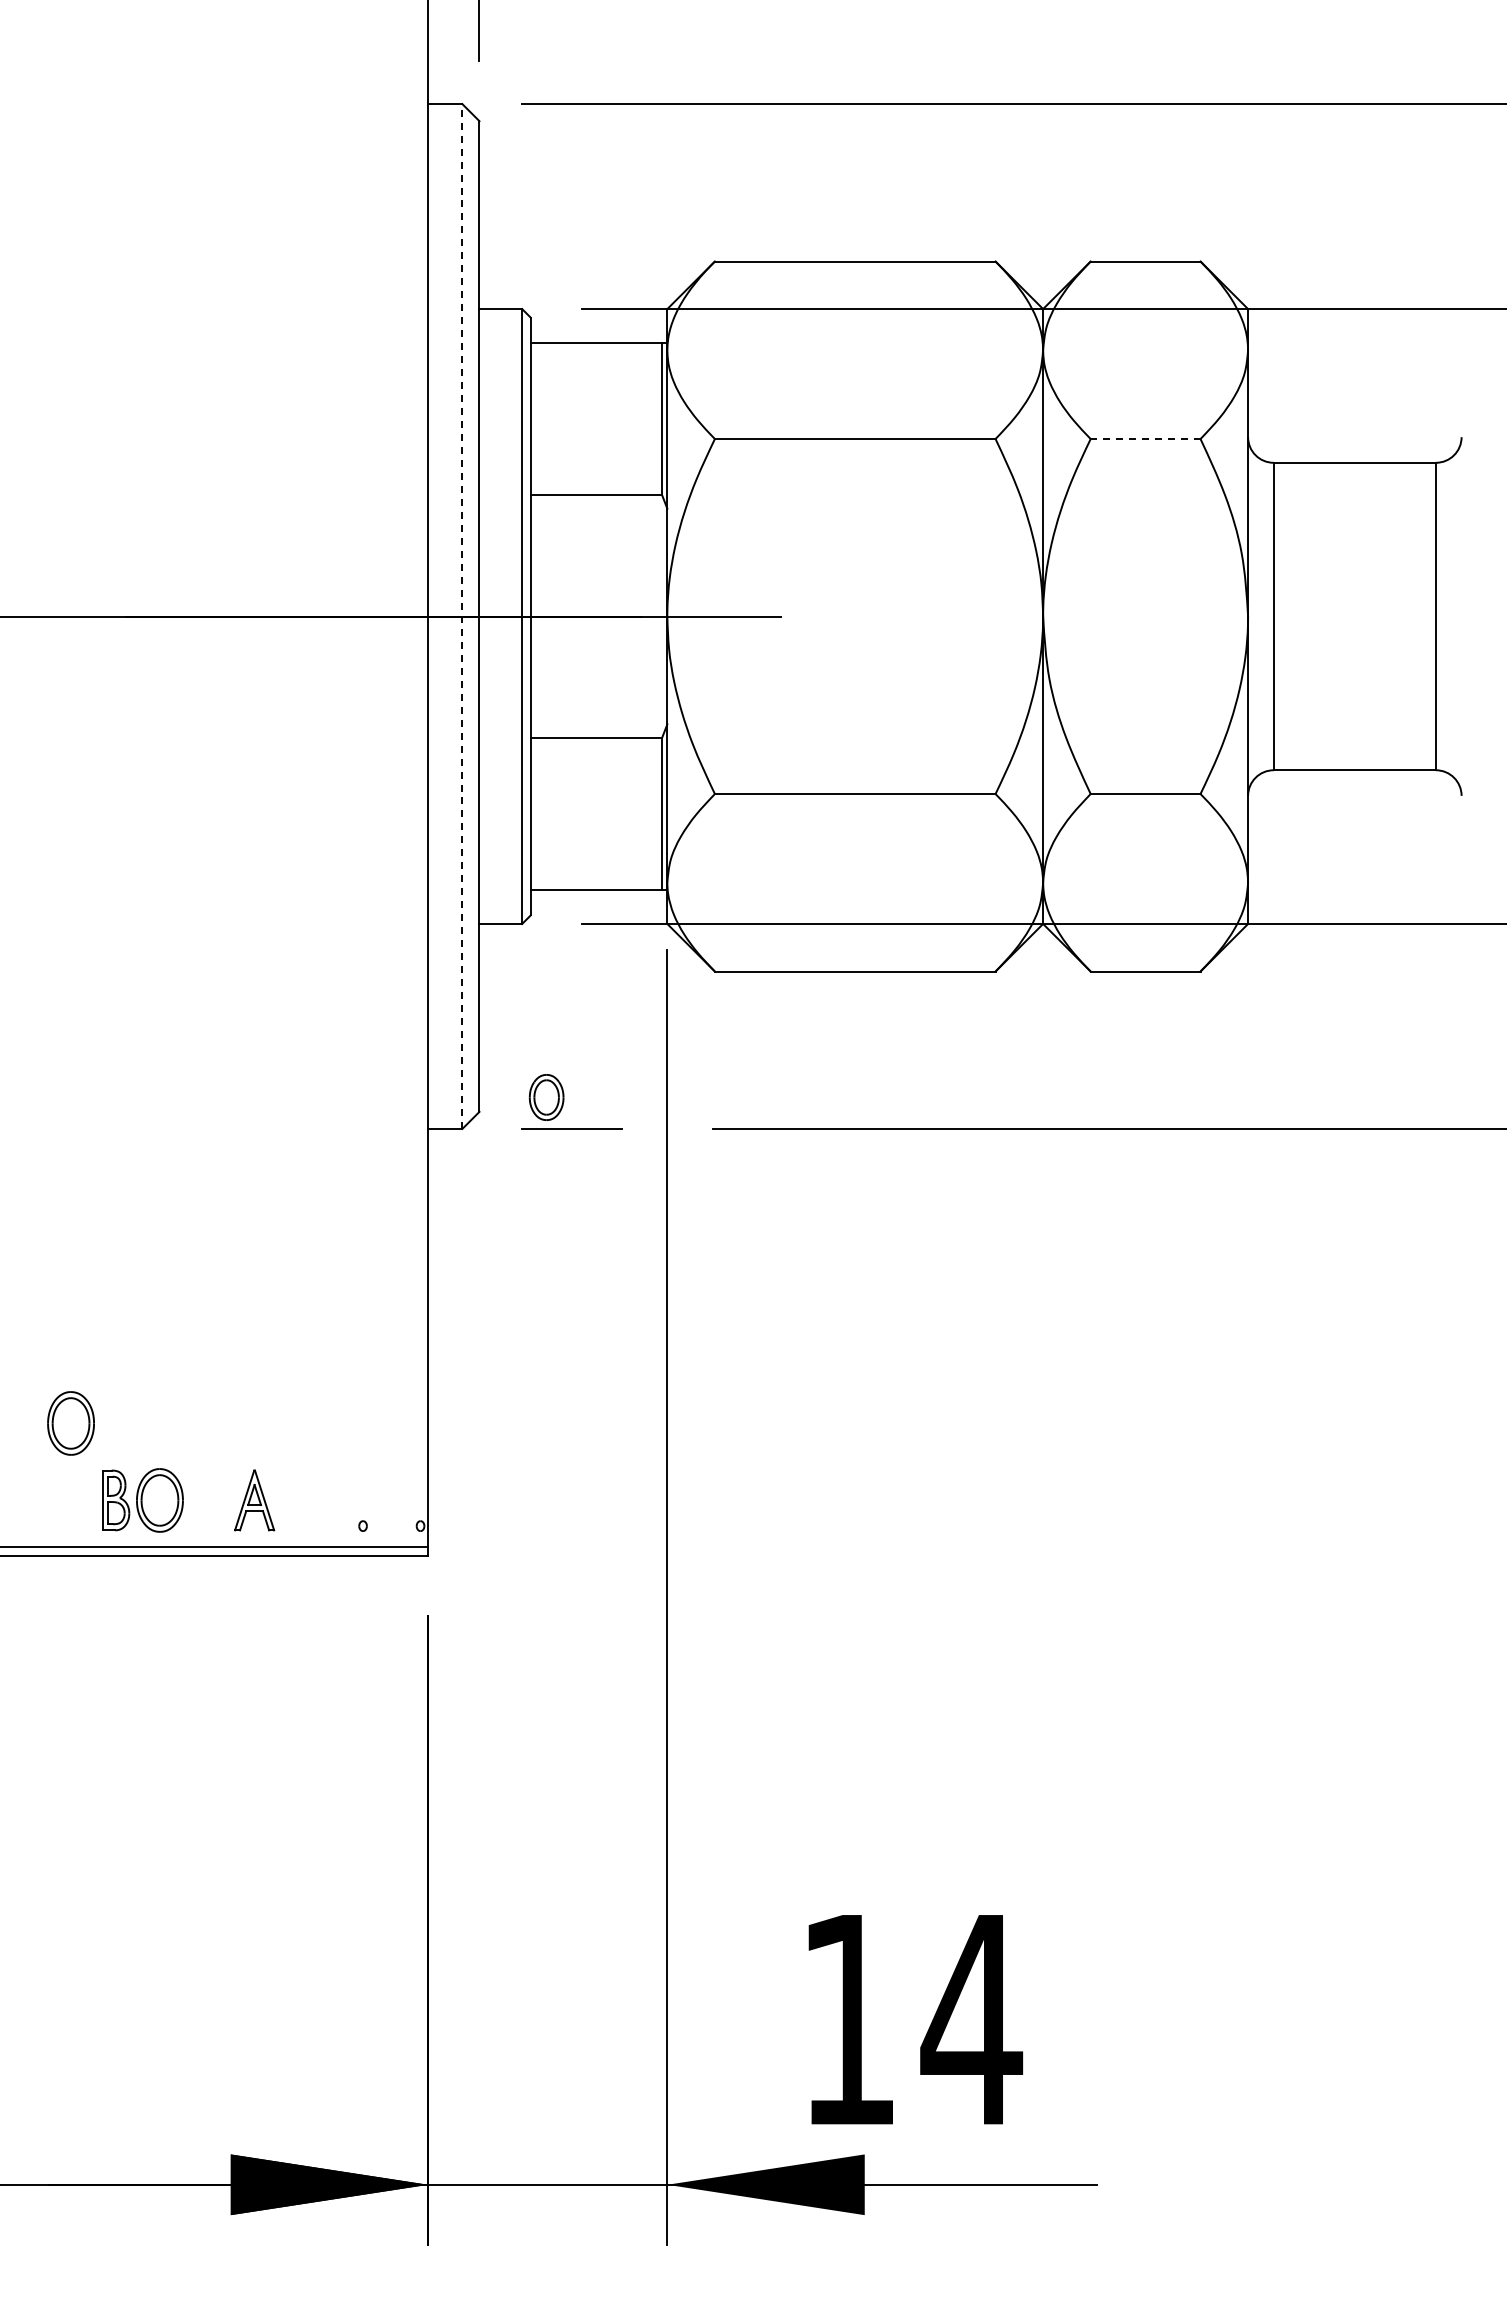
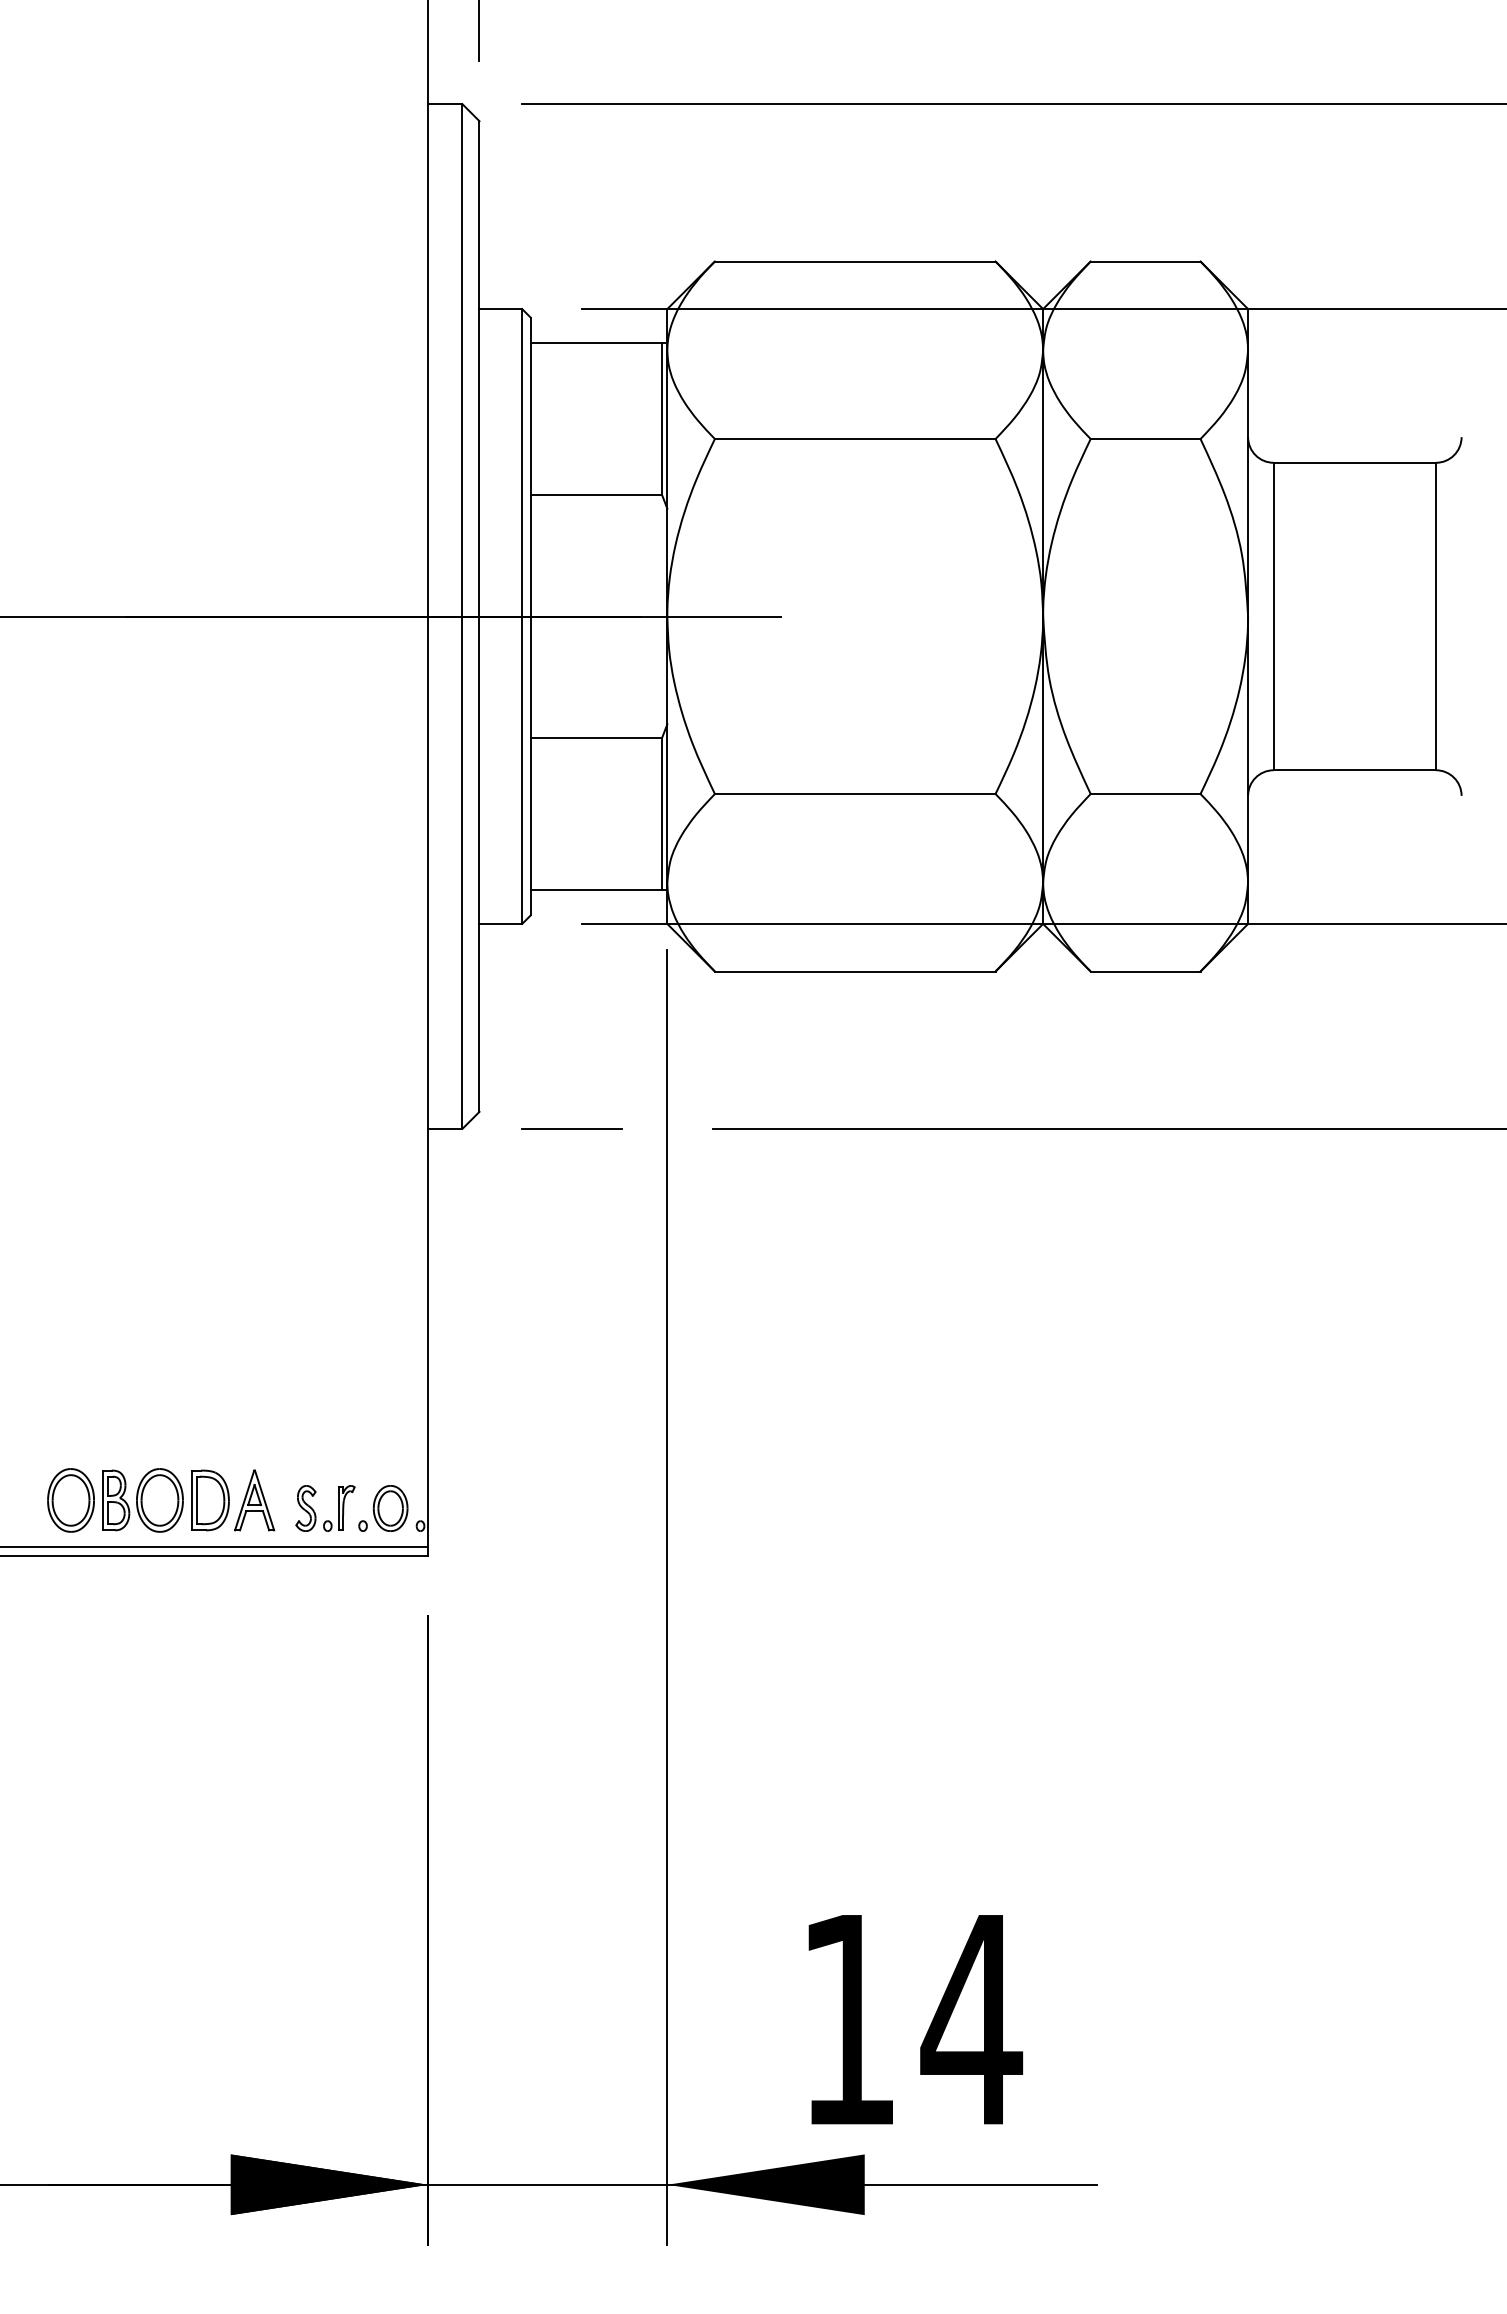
line: dashed -> solid (1145, 439)
line: dashed -> solid (462, 616)
part position: (546, 1097) -> (390, 1508) (390, 1508)
part position: (70, 1423) -> (70, 1500) (70, 1500)
part: none -> present (210, 1500)
part: none -> present (315, 1512)
